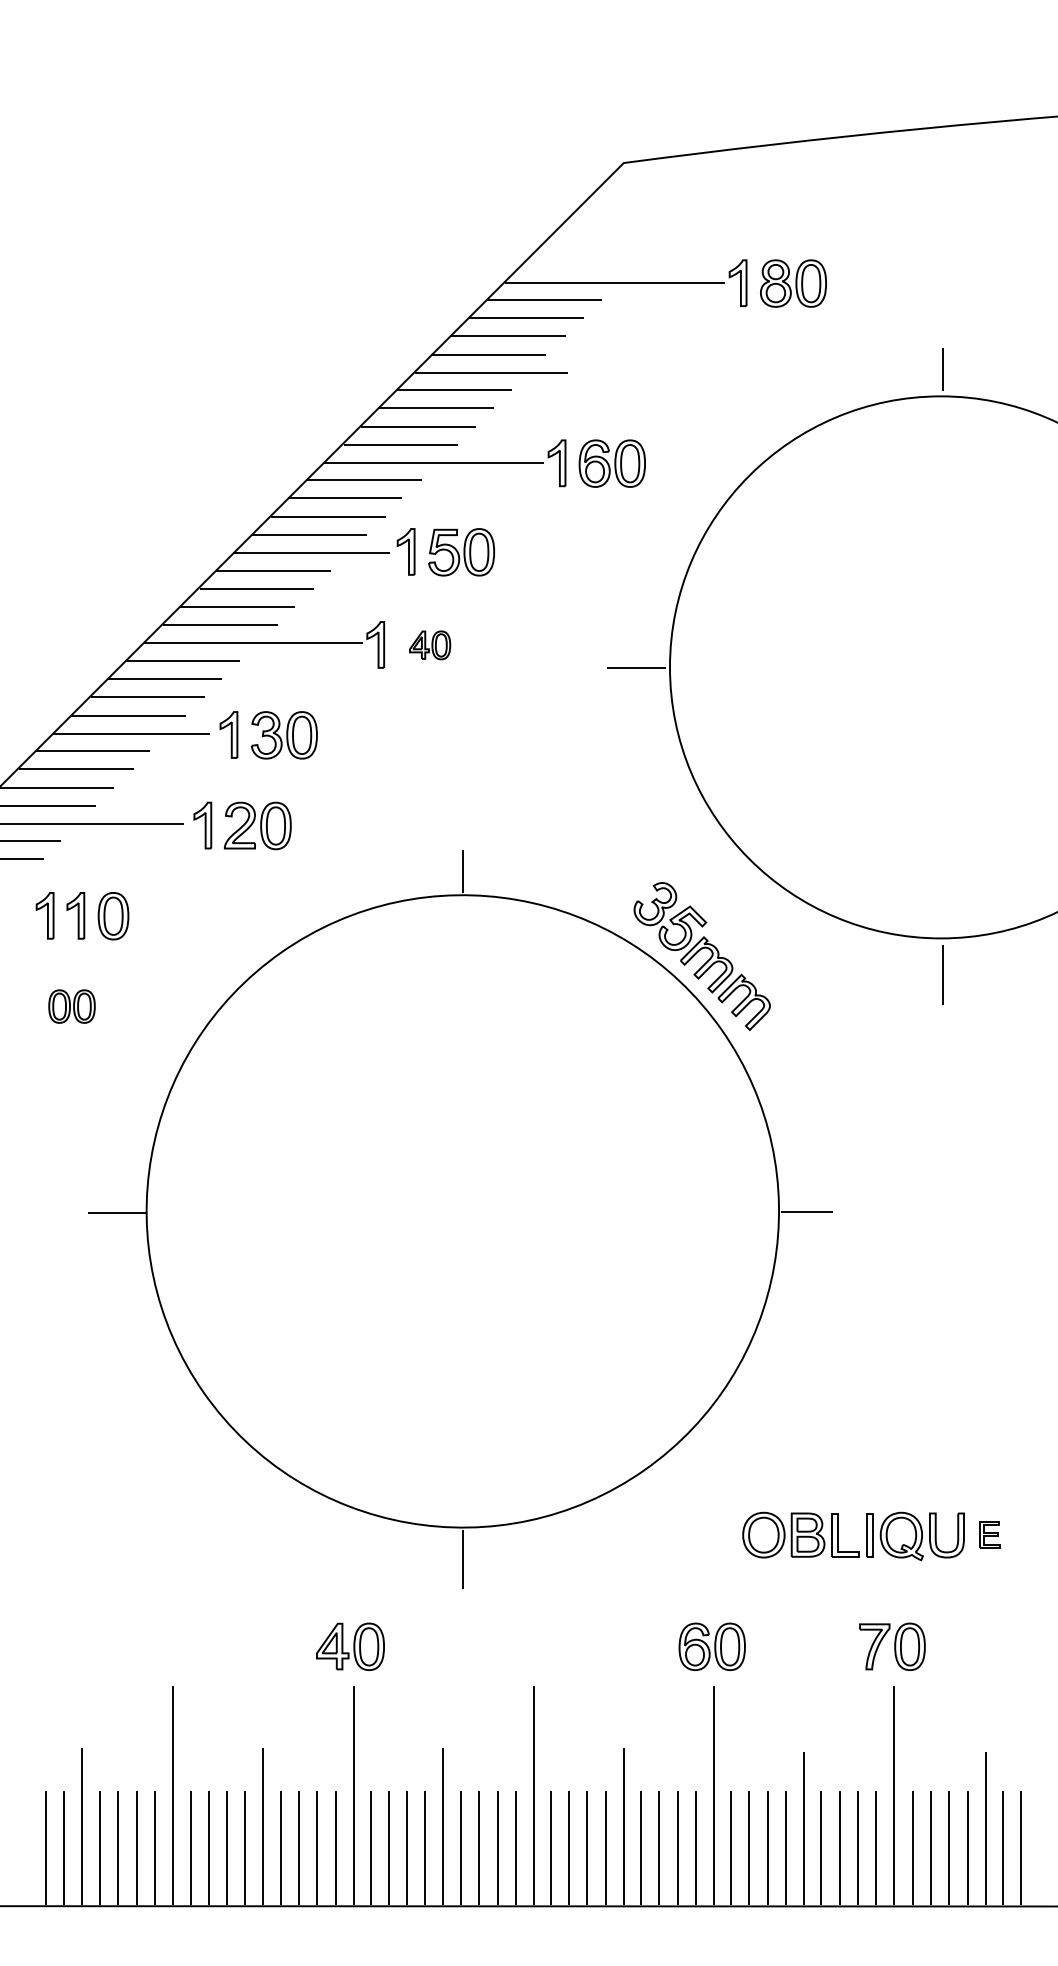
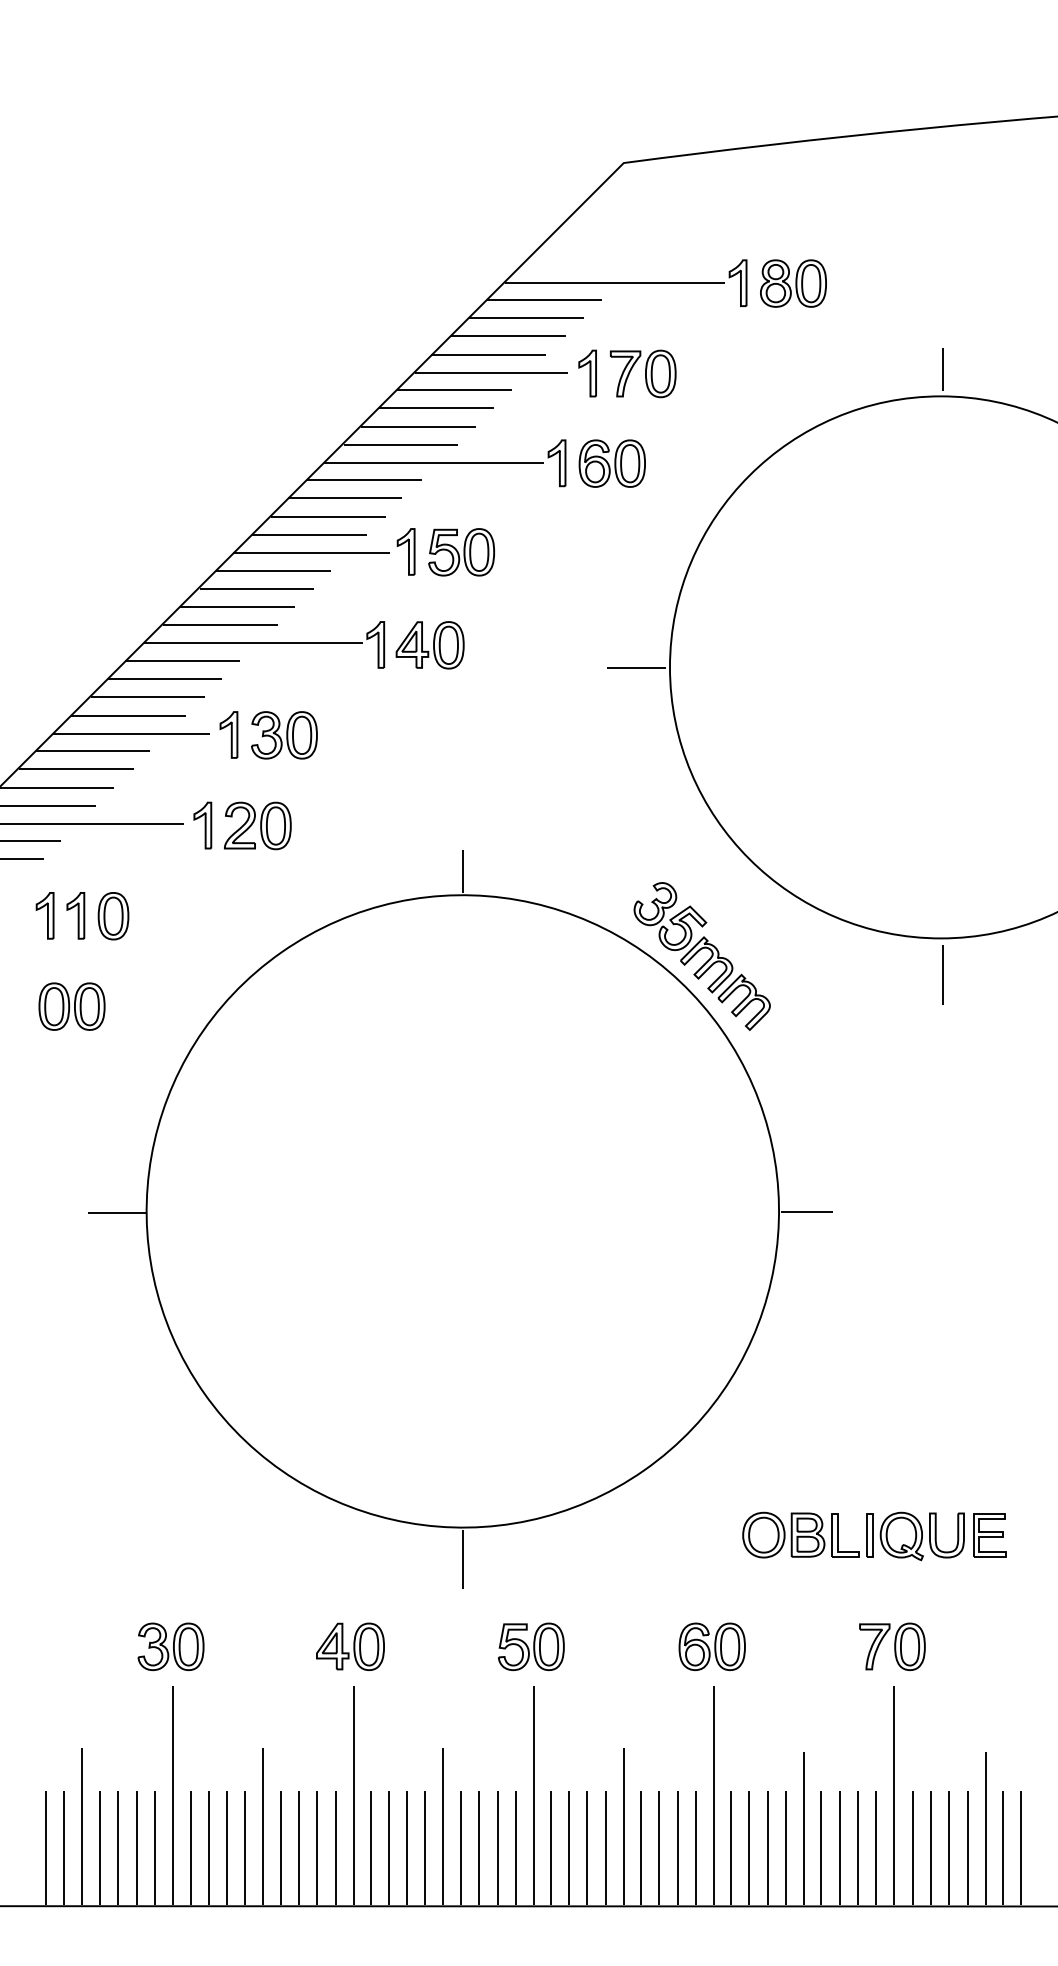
part: none -> present (587, 373)
part: none -> present (643, 373)
part size: 43x31 px -> 70x49 px (429, 645)
part size: 48x35 px -> 68x49 px (71, 1006)
part size: 22x28 px -> 34x45 px (989, 1535)
part: none -> present (170, 1646)
part: none -> present (531, 1646)
